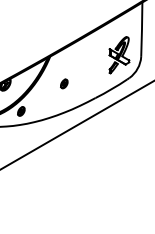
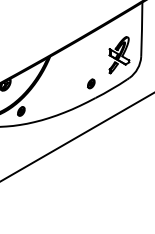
part position: (64, 83) -> (91, 83) (91, 83)
line position: (76, 125) -> (76, 137) (76, 137)
